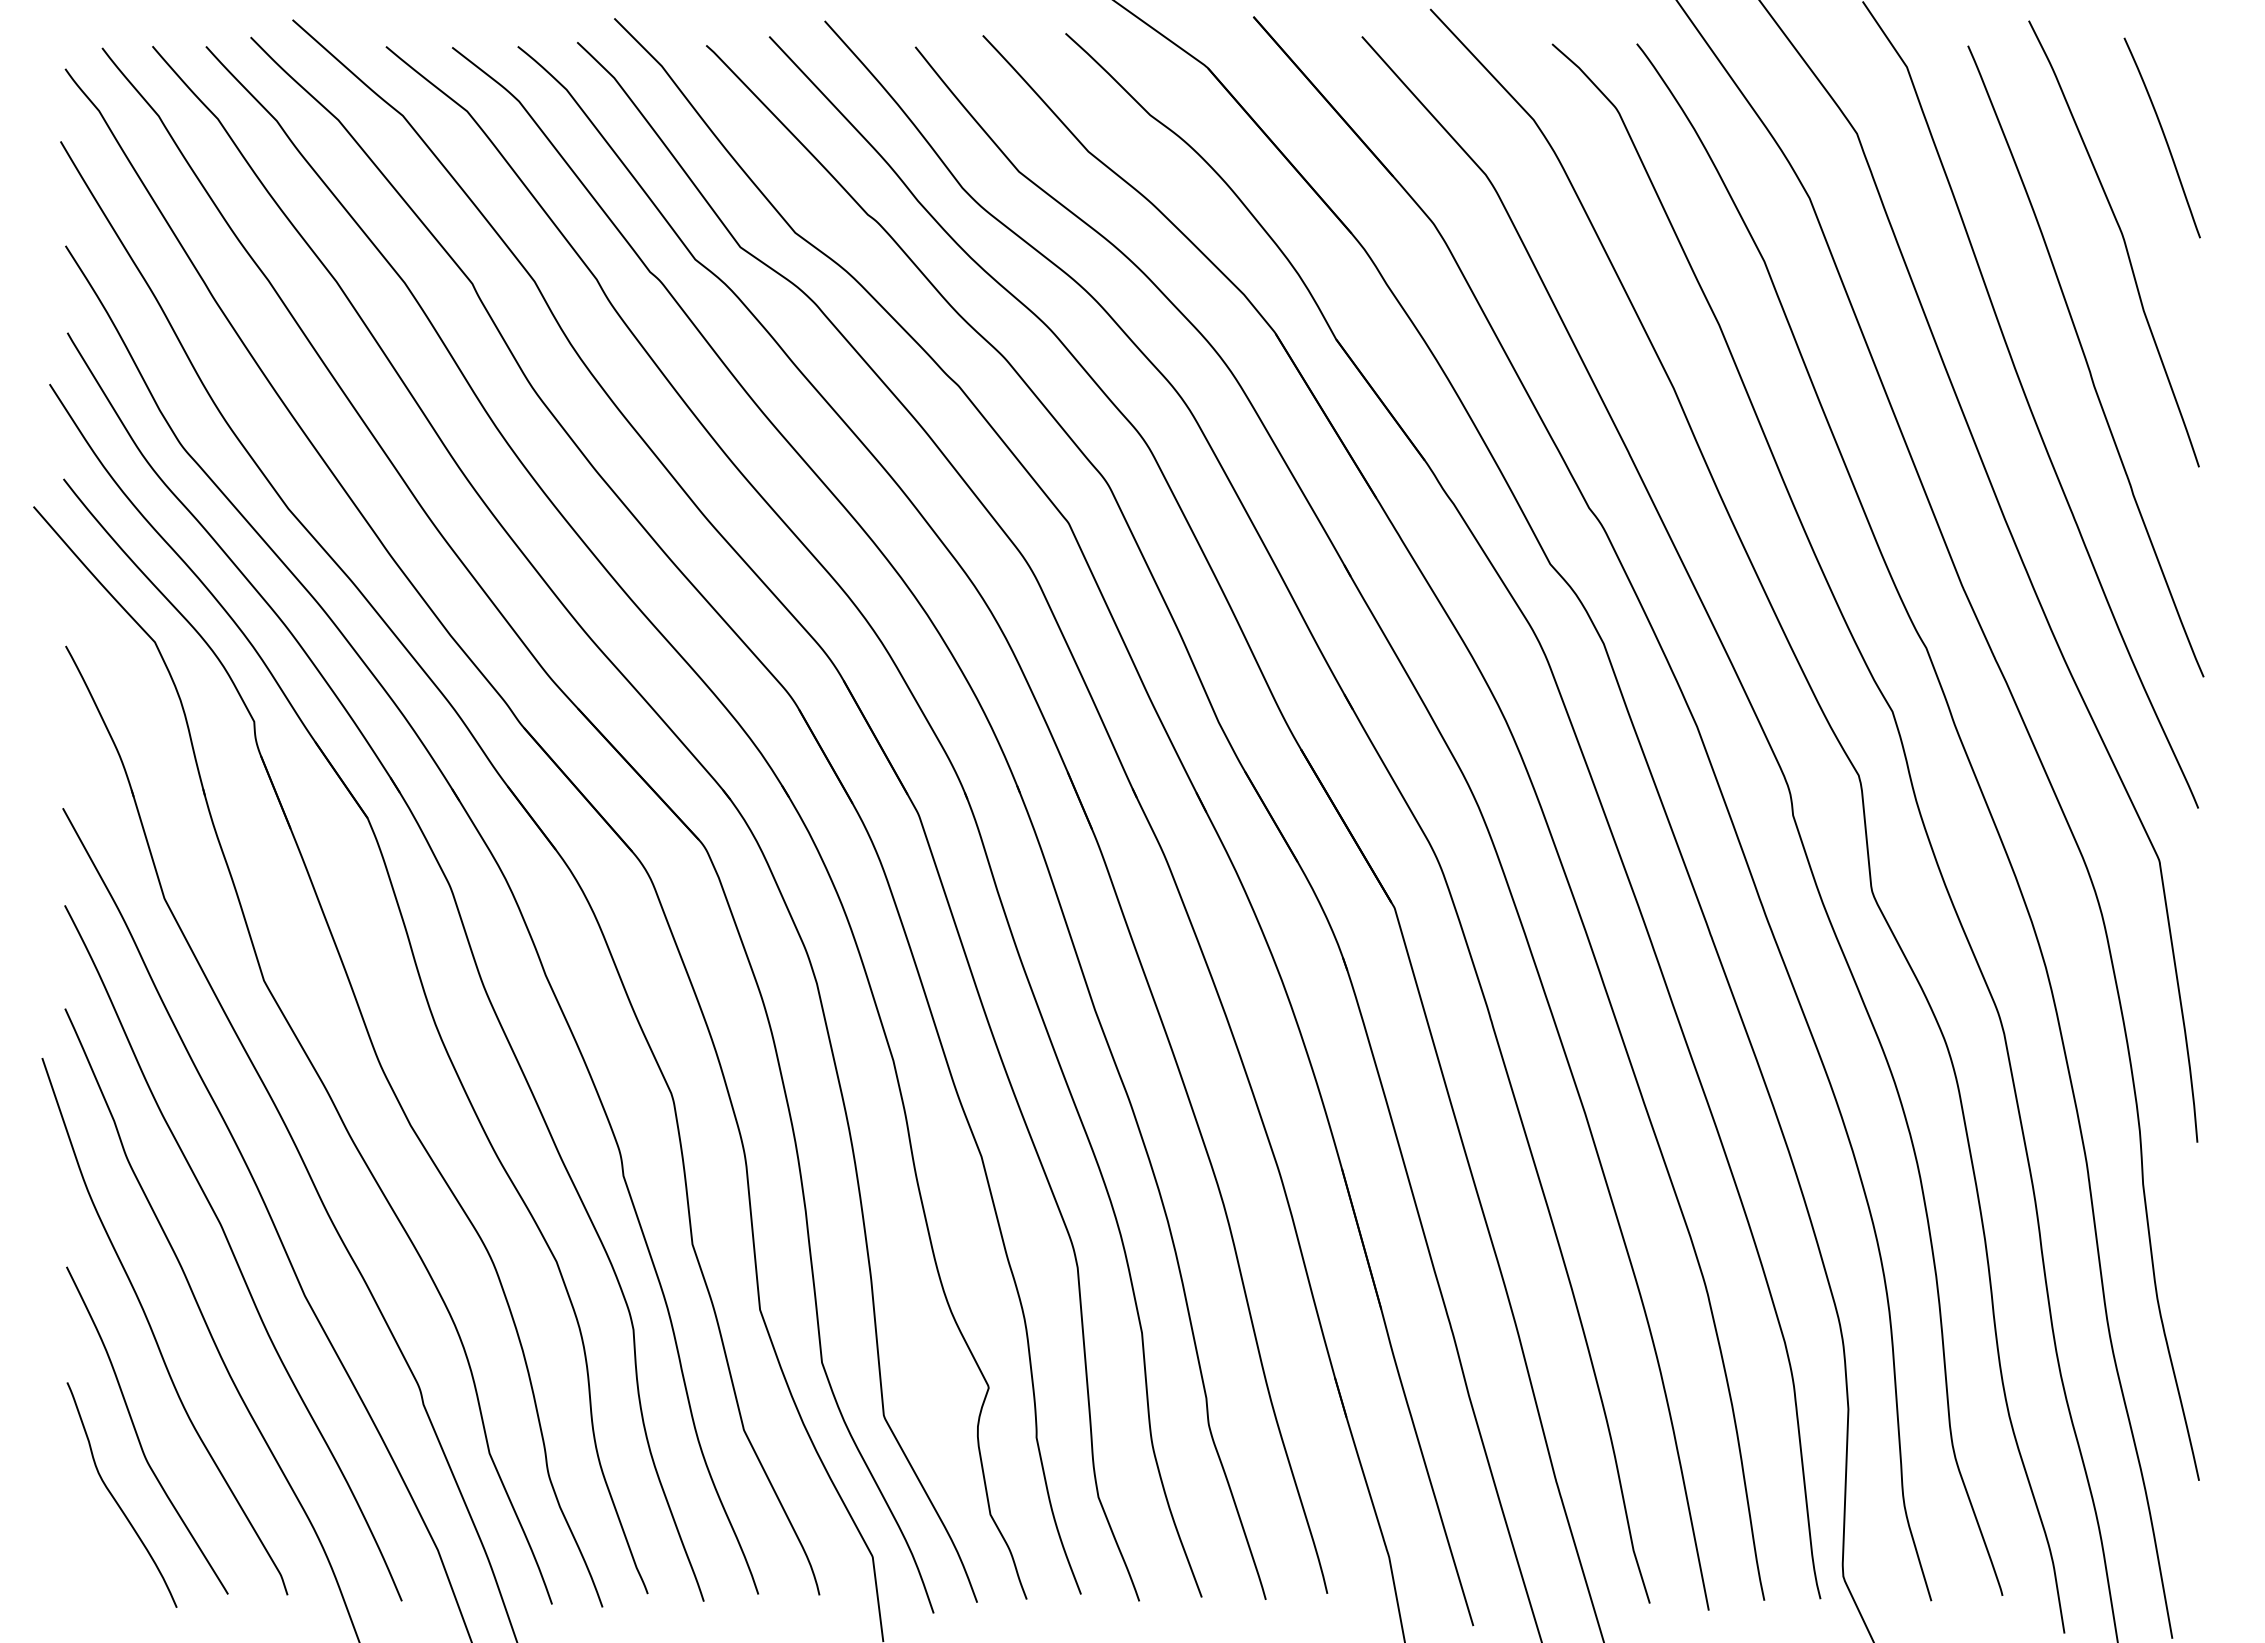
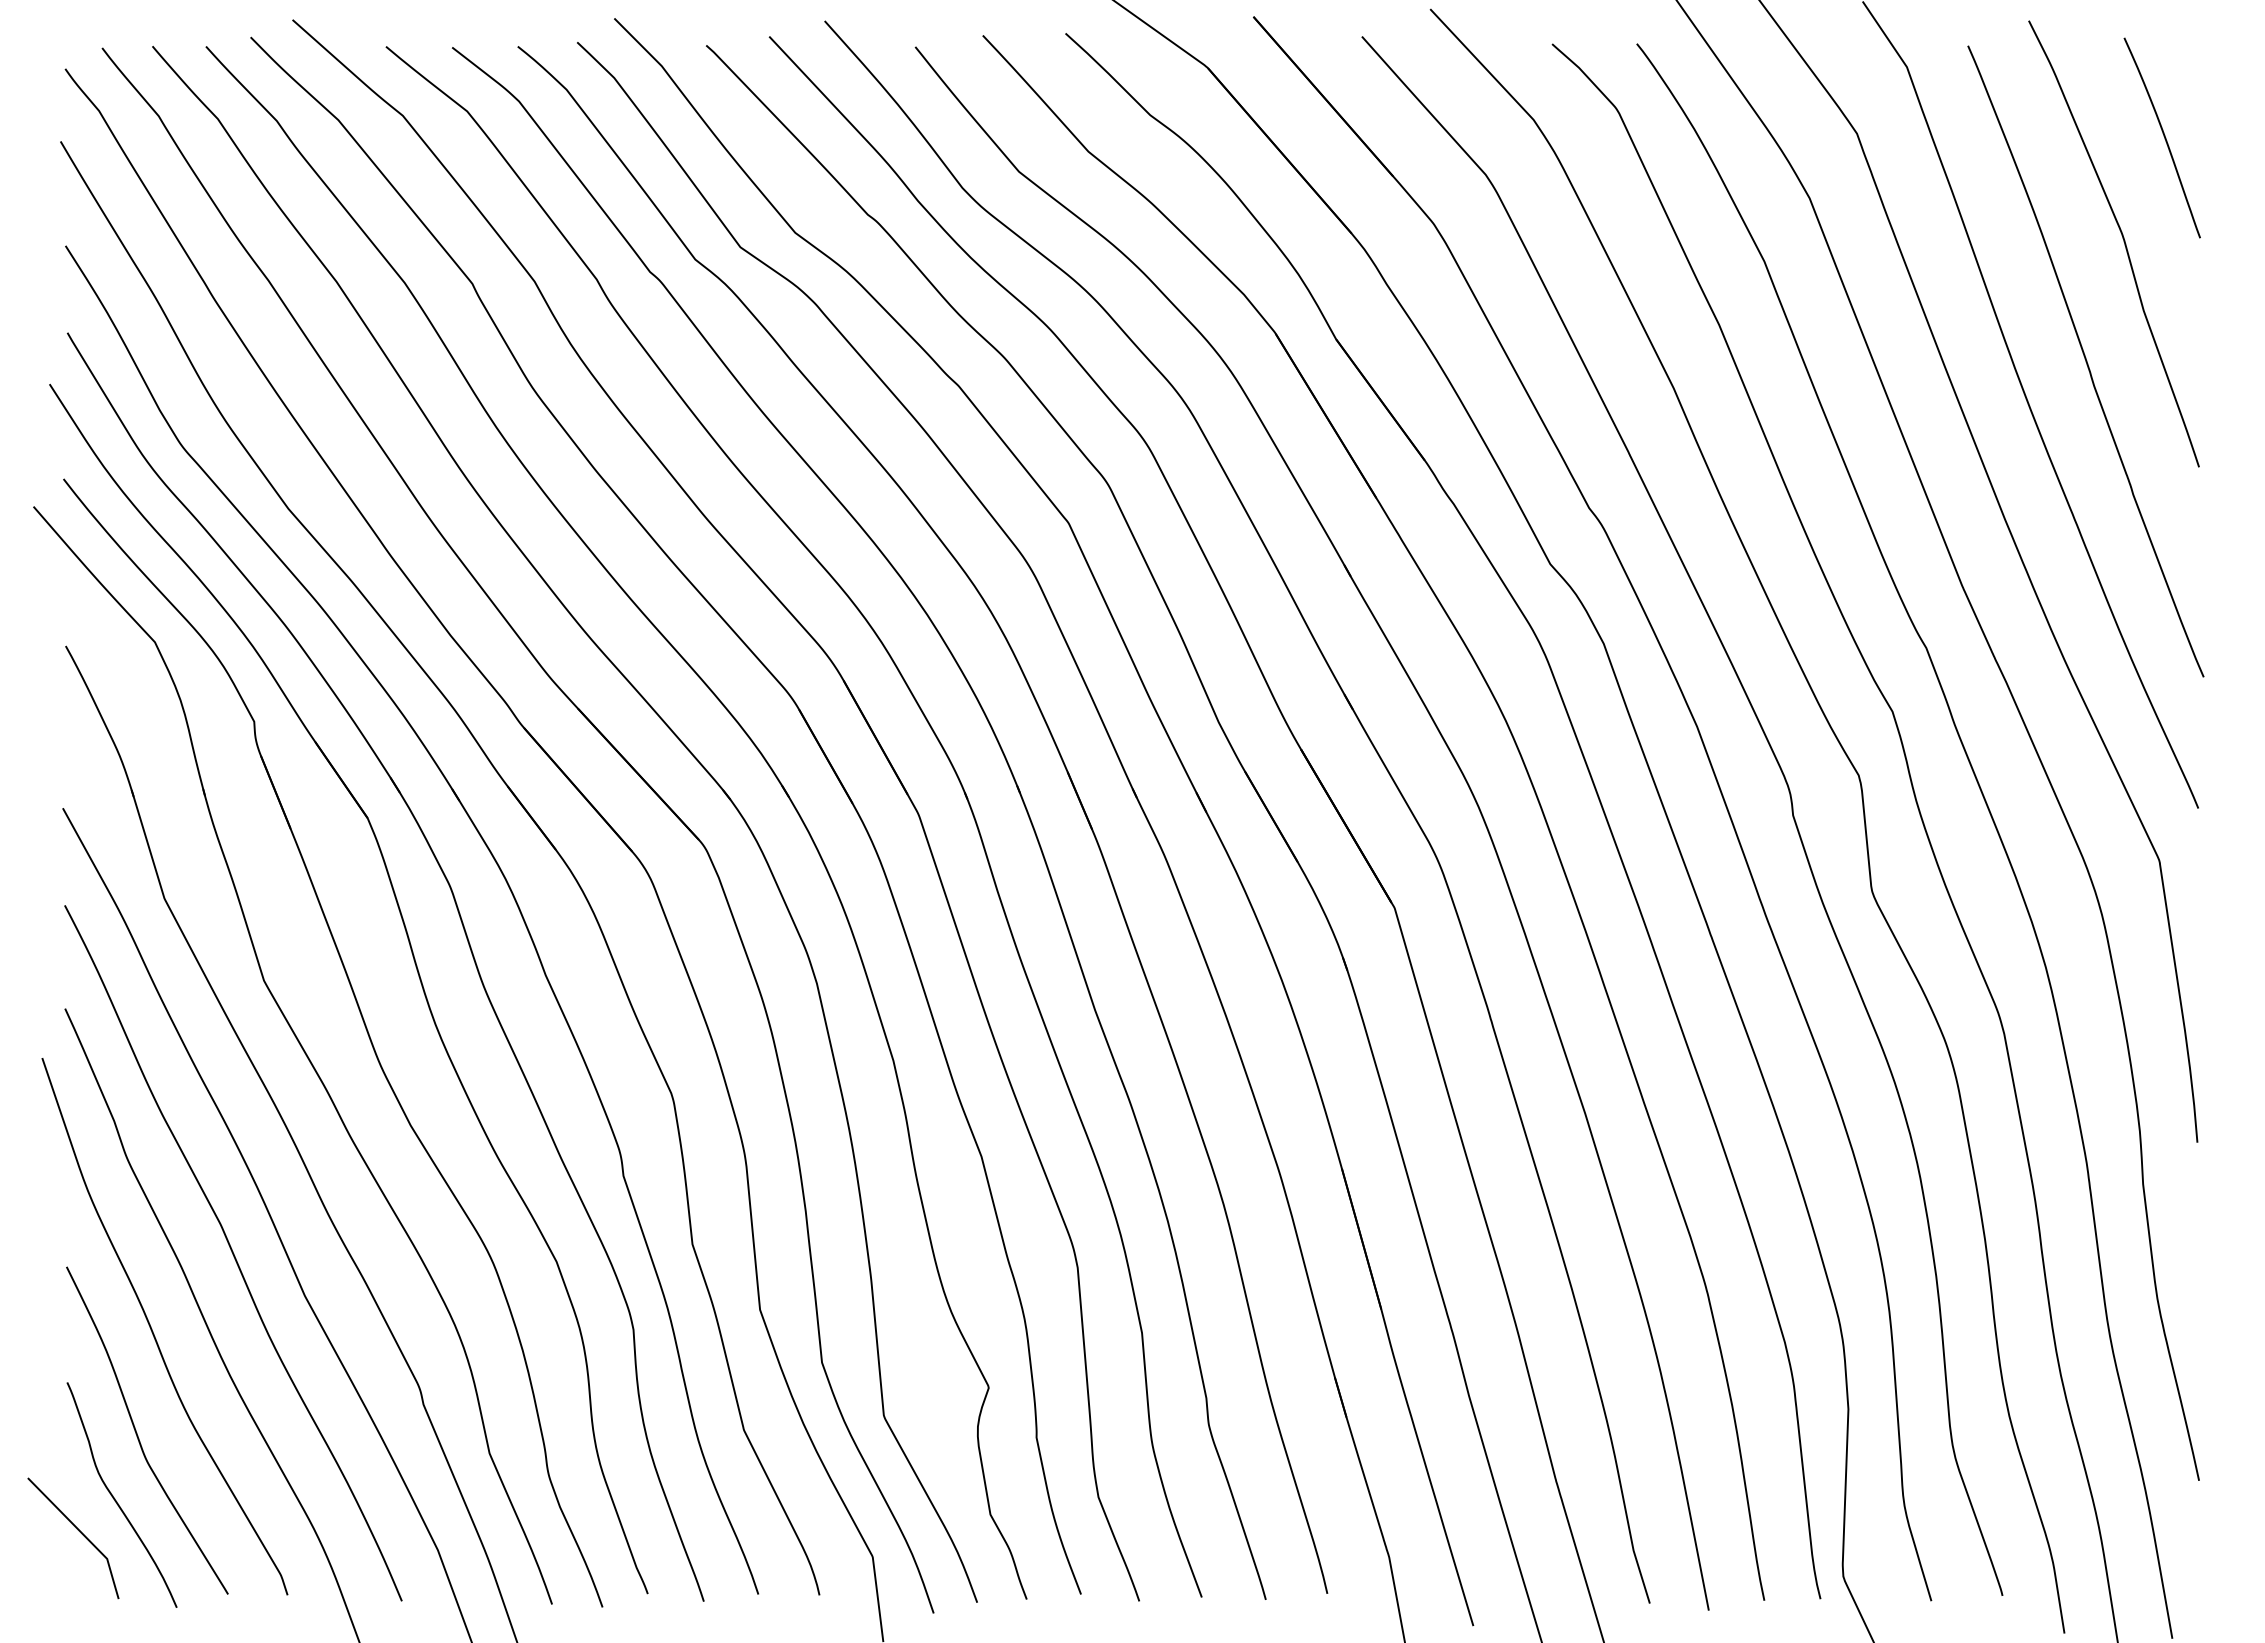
line: none -> present (79, 1532)
